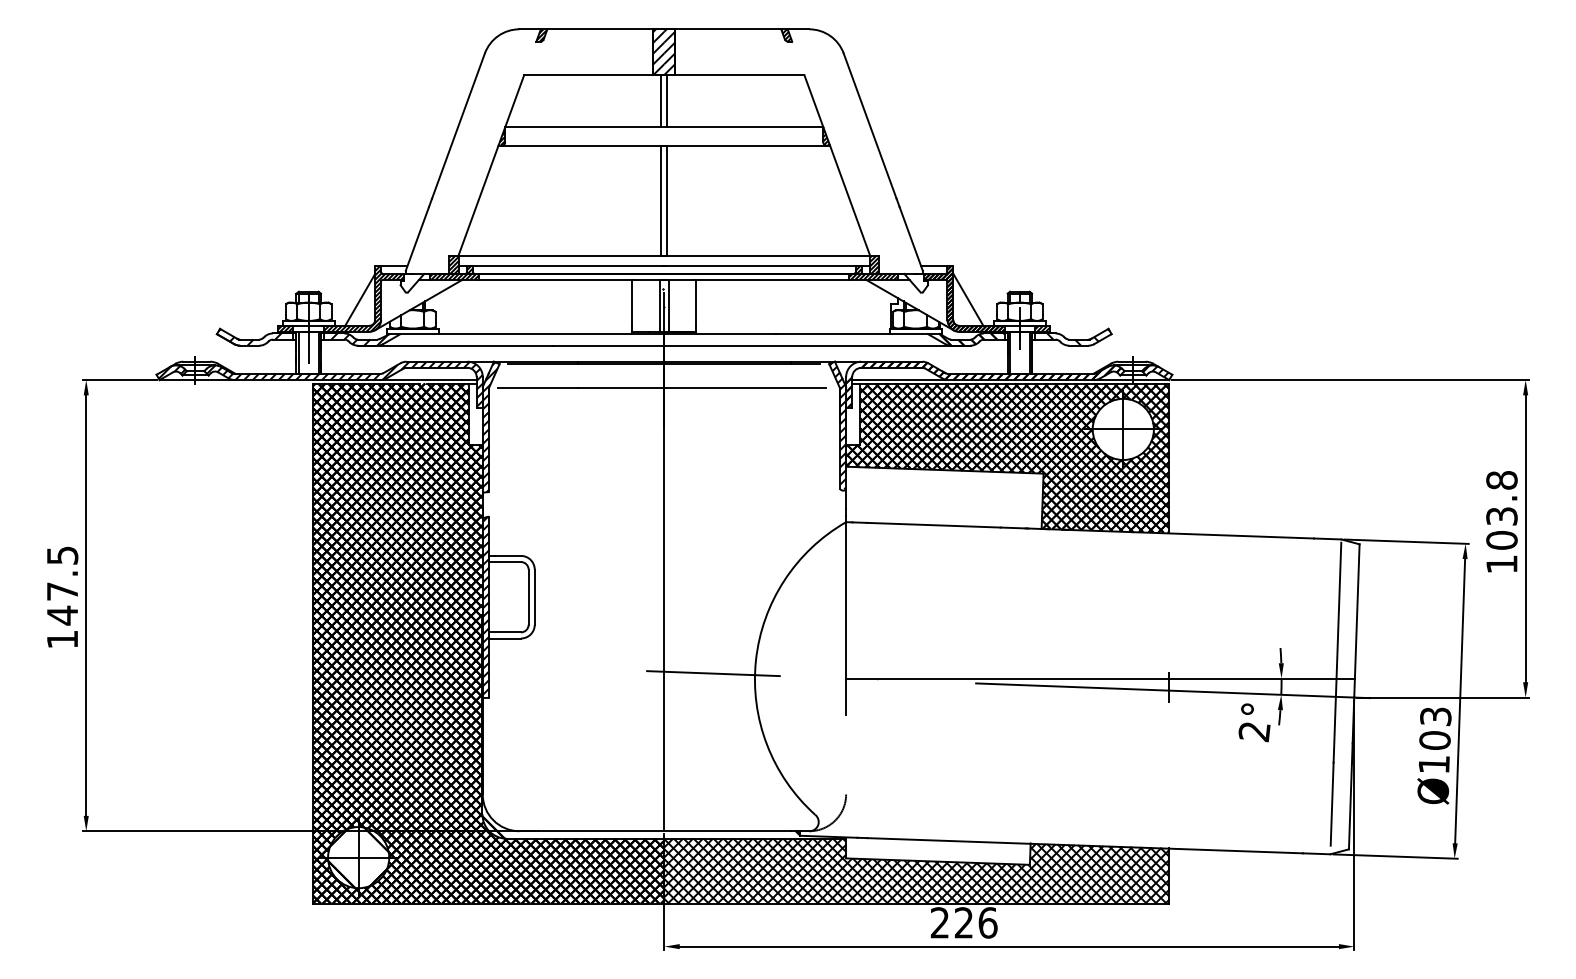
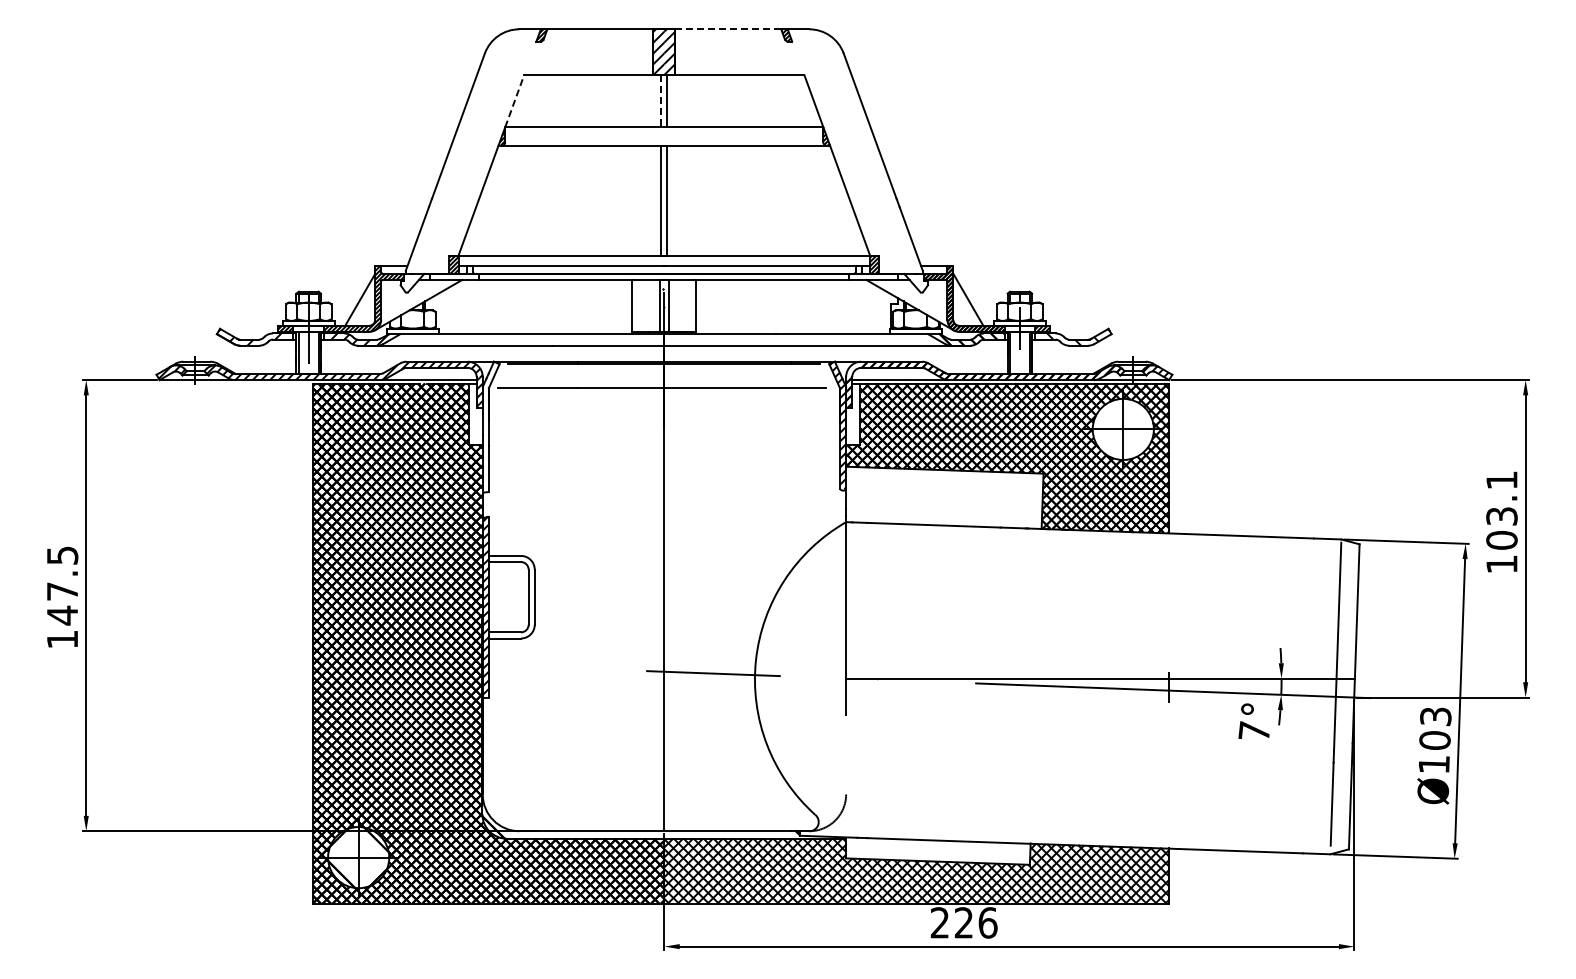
line: solid -> dashed (728, 29)
line: solid -> dashed (514, 101)
line: solid -> dashed (661, 101)
hatch: present -> none (454, 272)
hatch: present -> none (873, 272)
hatch: present -> none (489, 427)
text: 103.8 -> 103.1 (1501, 480)
text: 2° -> 7° (1254, 731)
